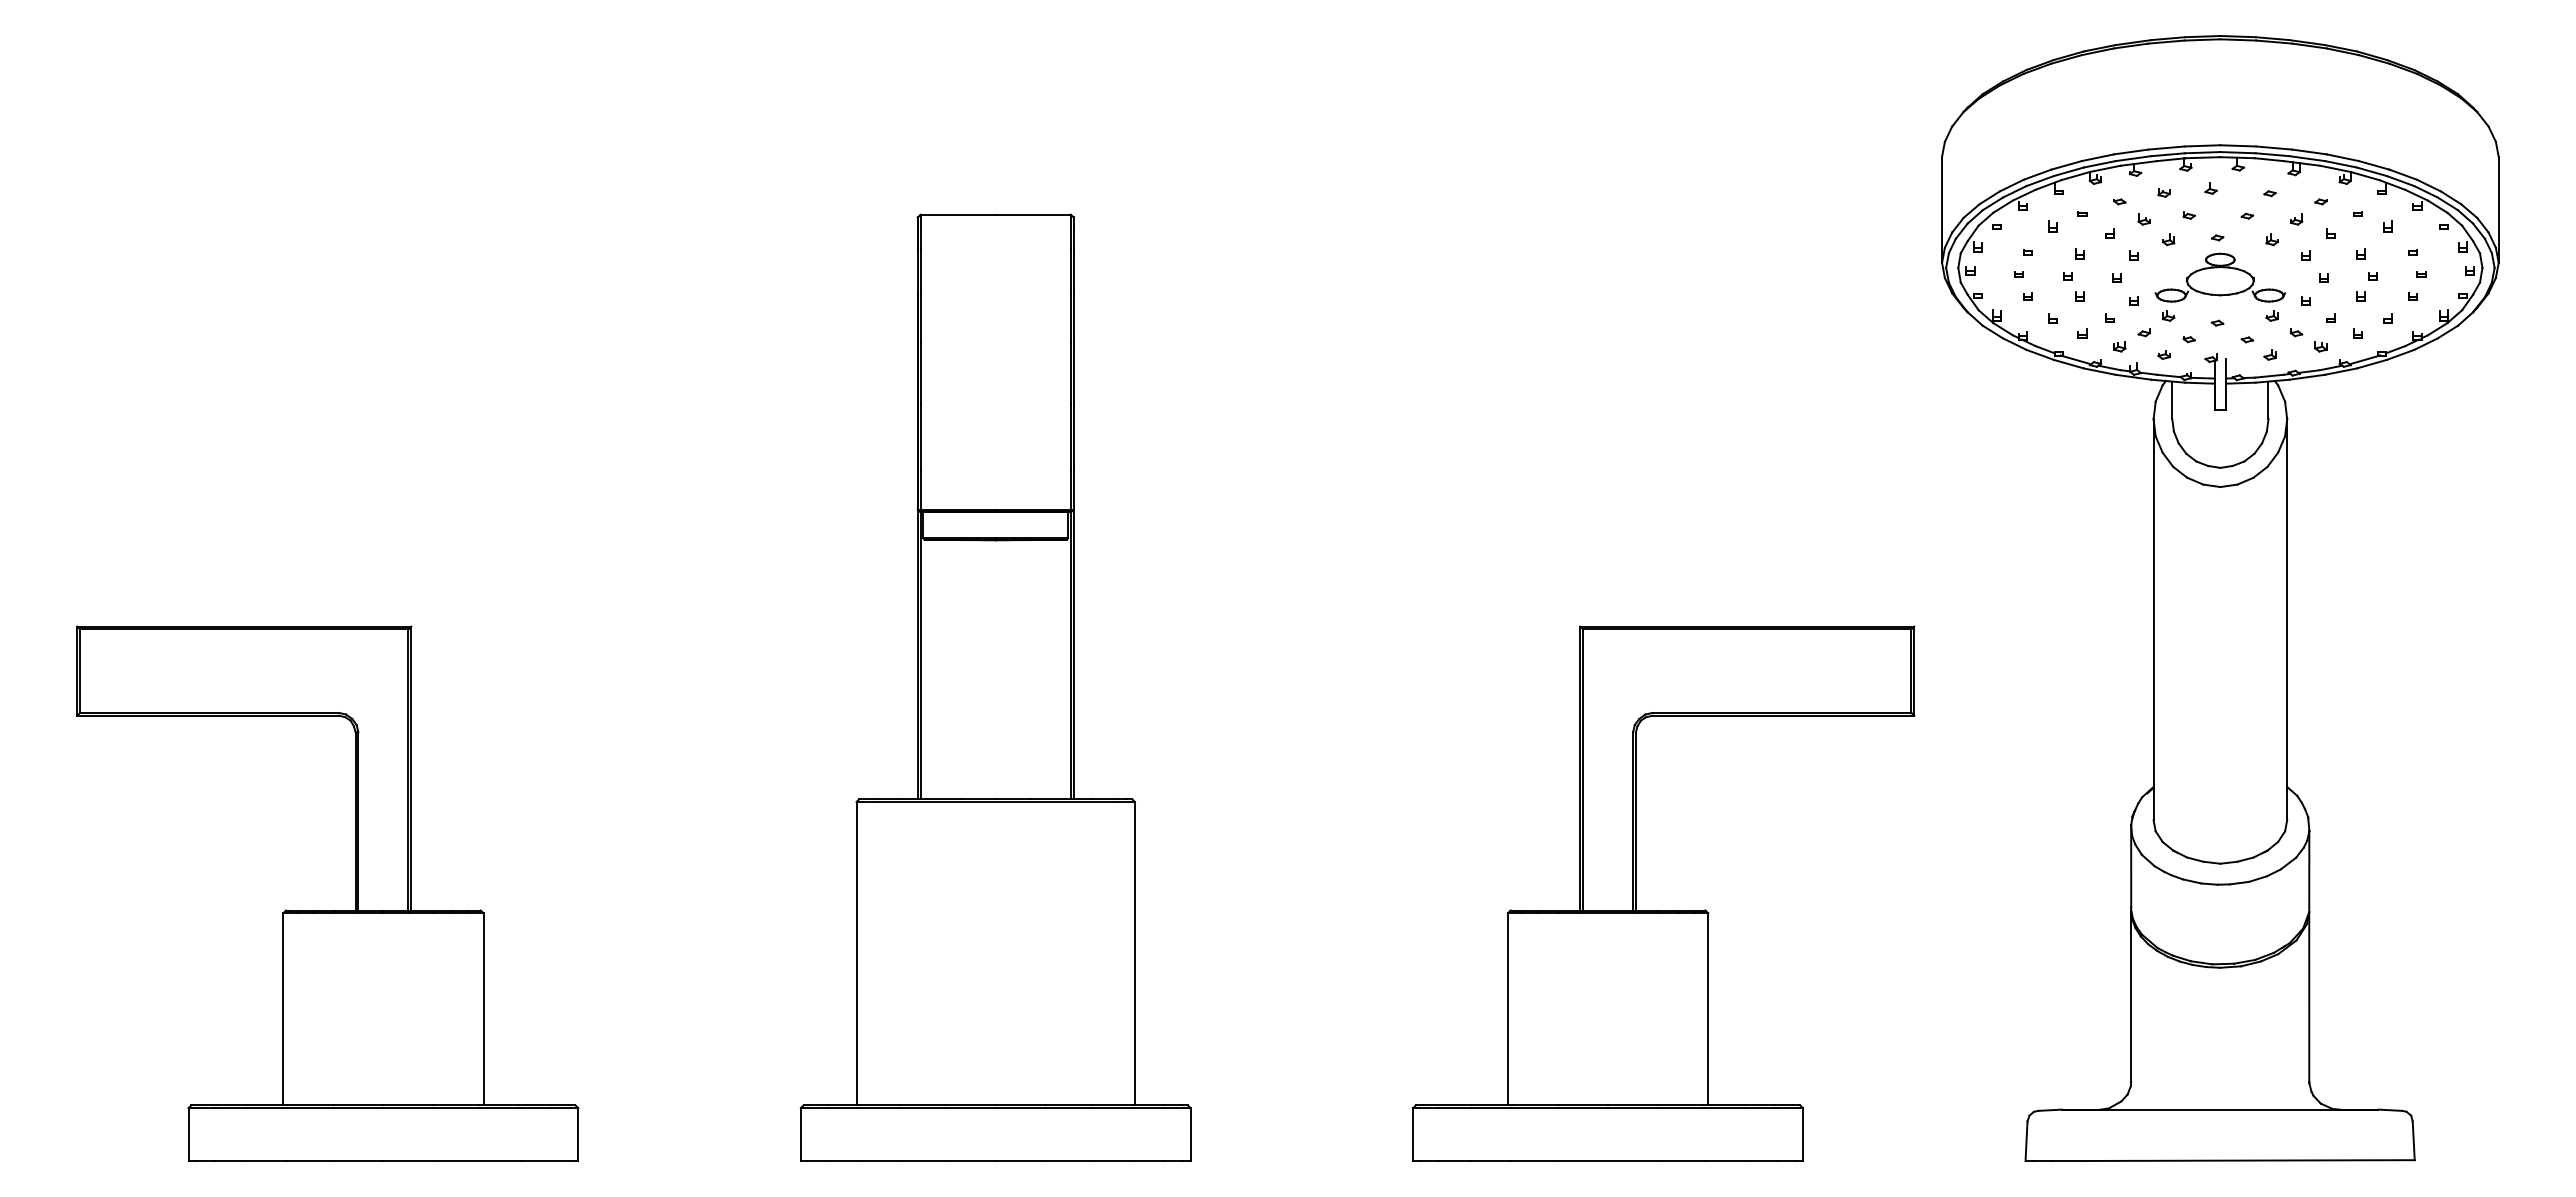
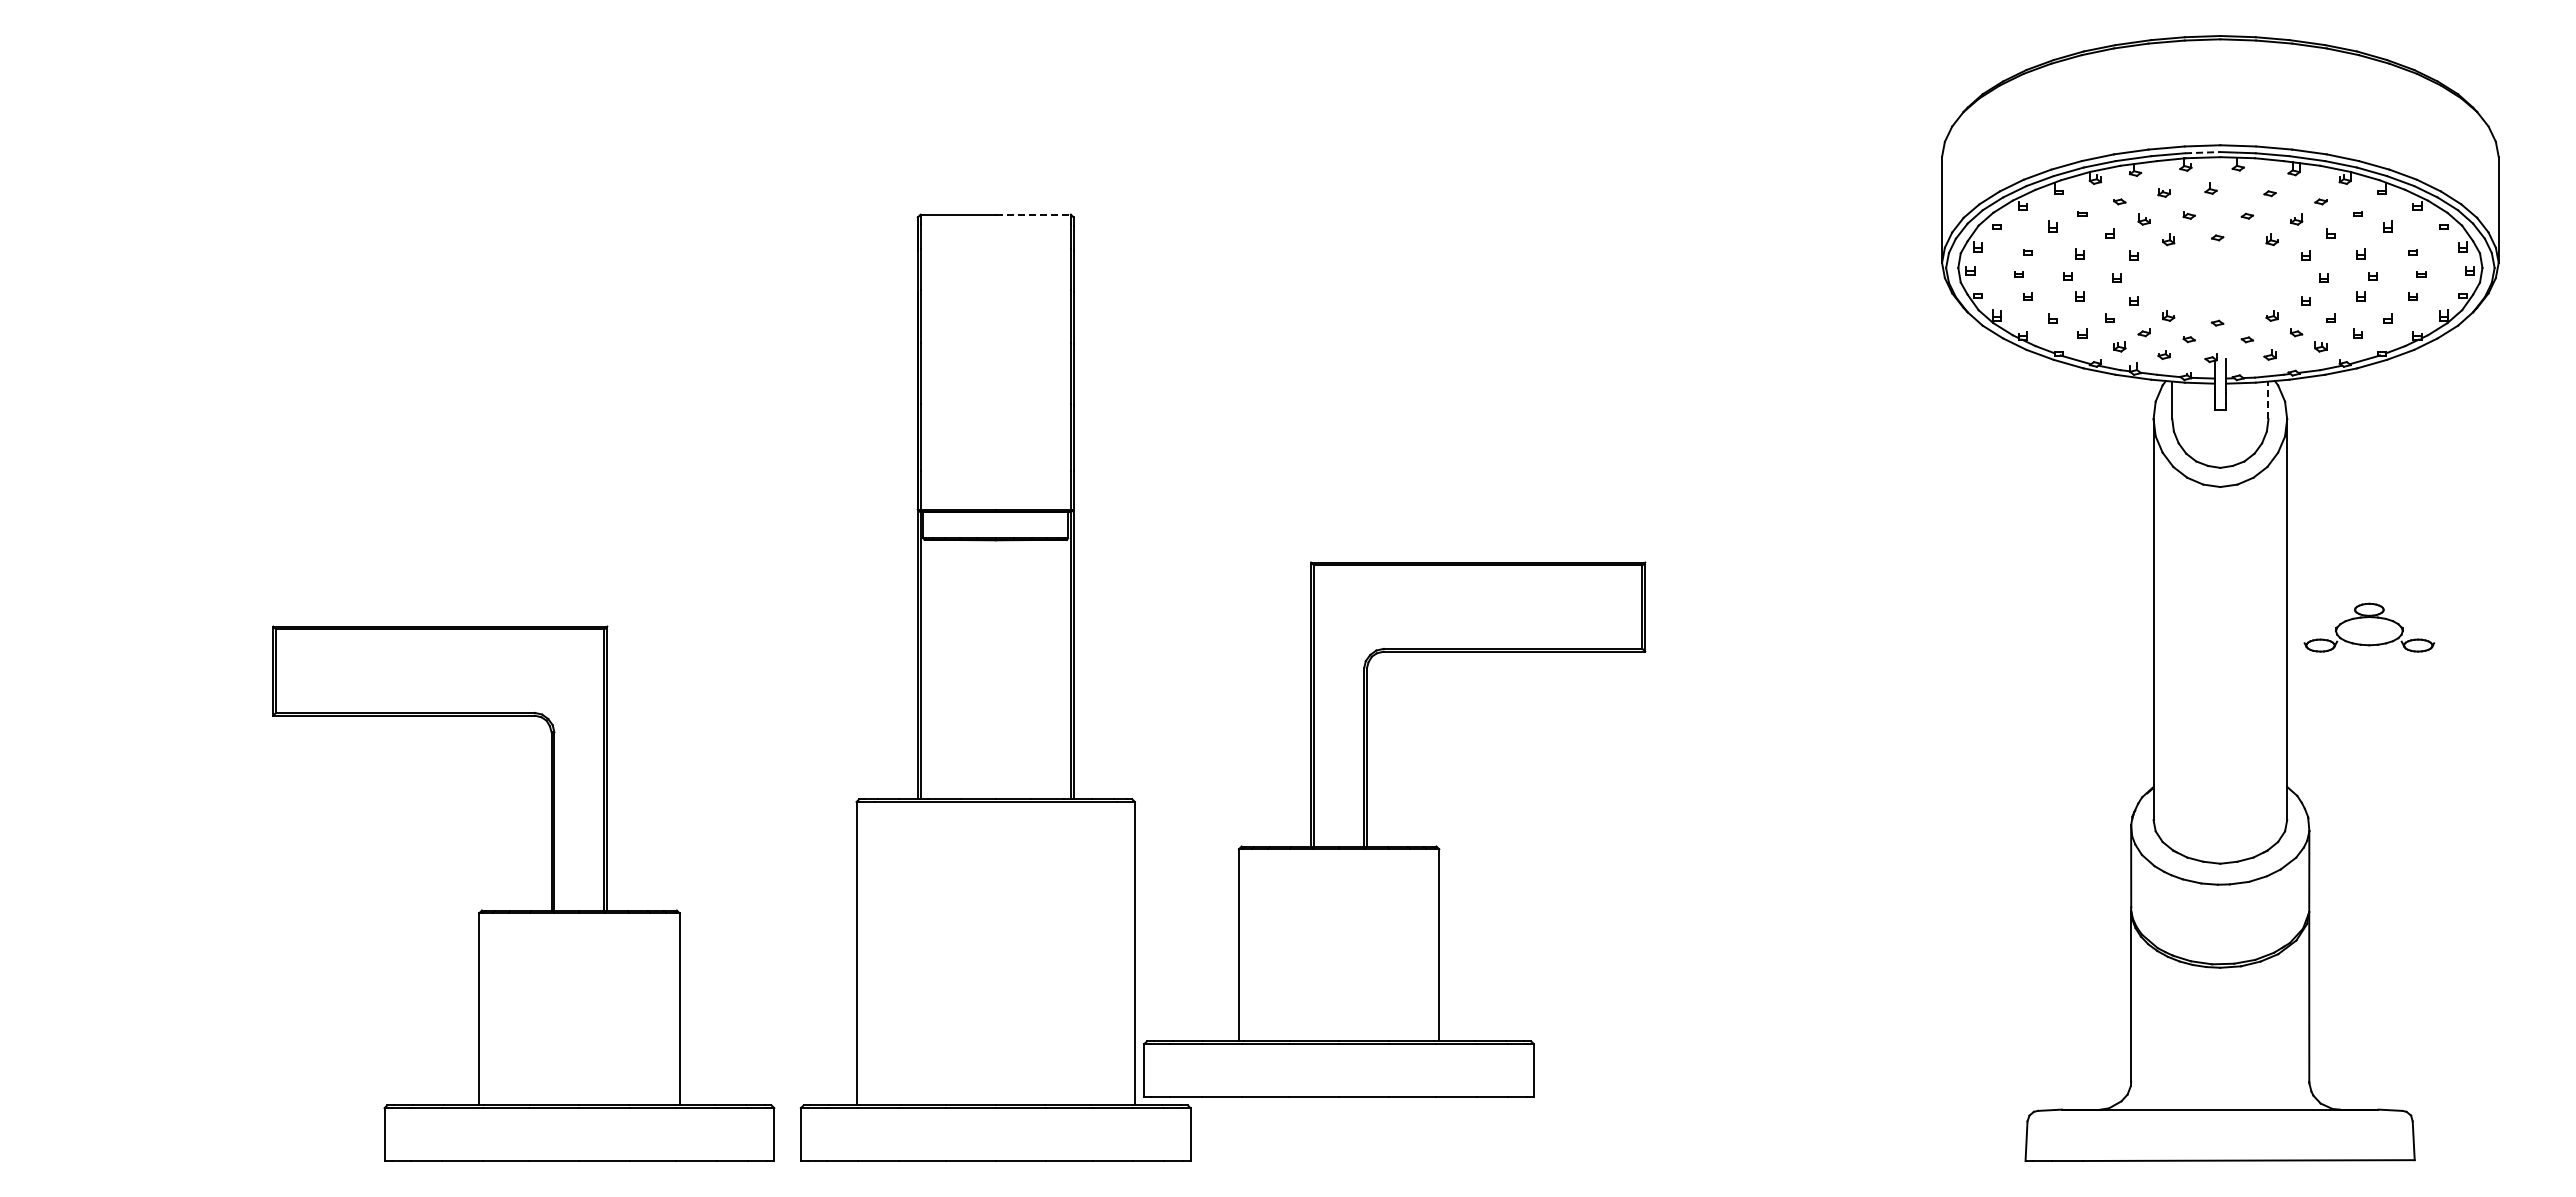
line: solid -> dashed (2202, 152)
line: solid -> dashed (1033, 214)
part position: (2220, 277) -> (2369, 627) (2369, 627)
line: solid -> dashed (2268, 400)
part position: (327, 910) -> (523, 910) (523, 910)
part position: (1663, 910) -> (1394, 846) (1394, 846)
